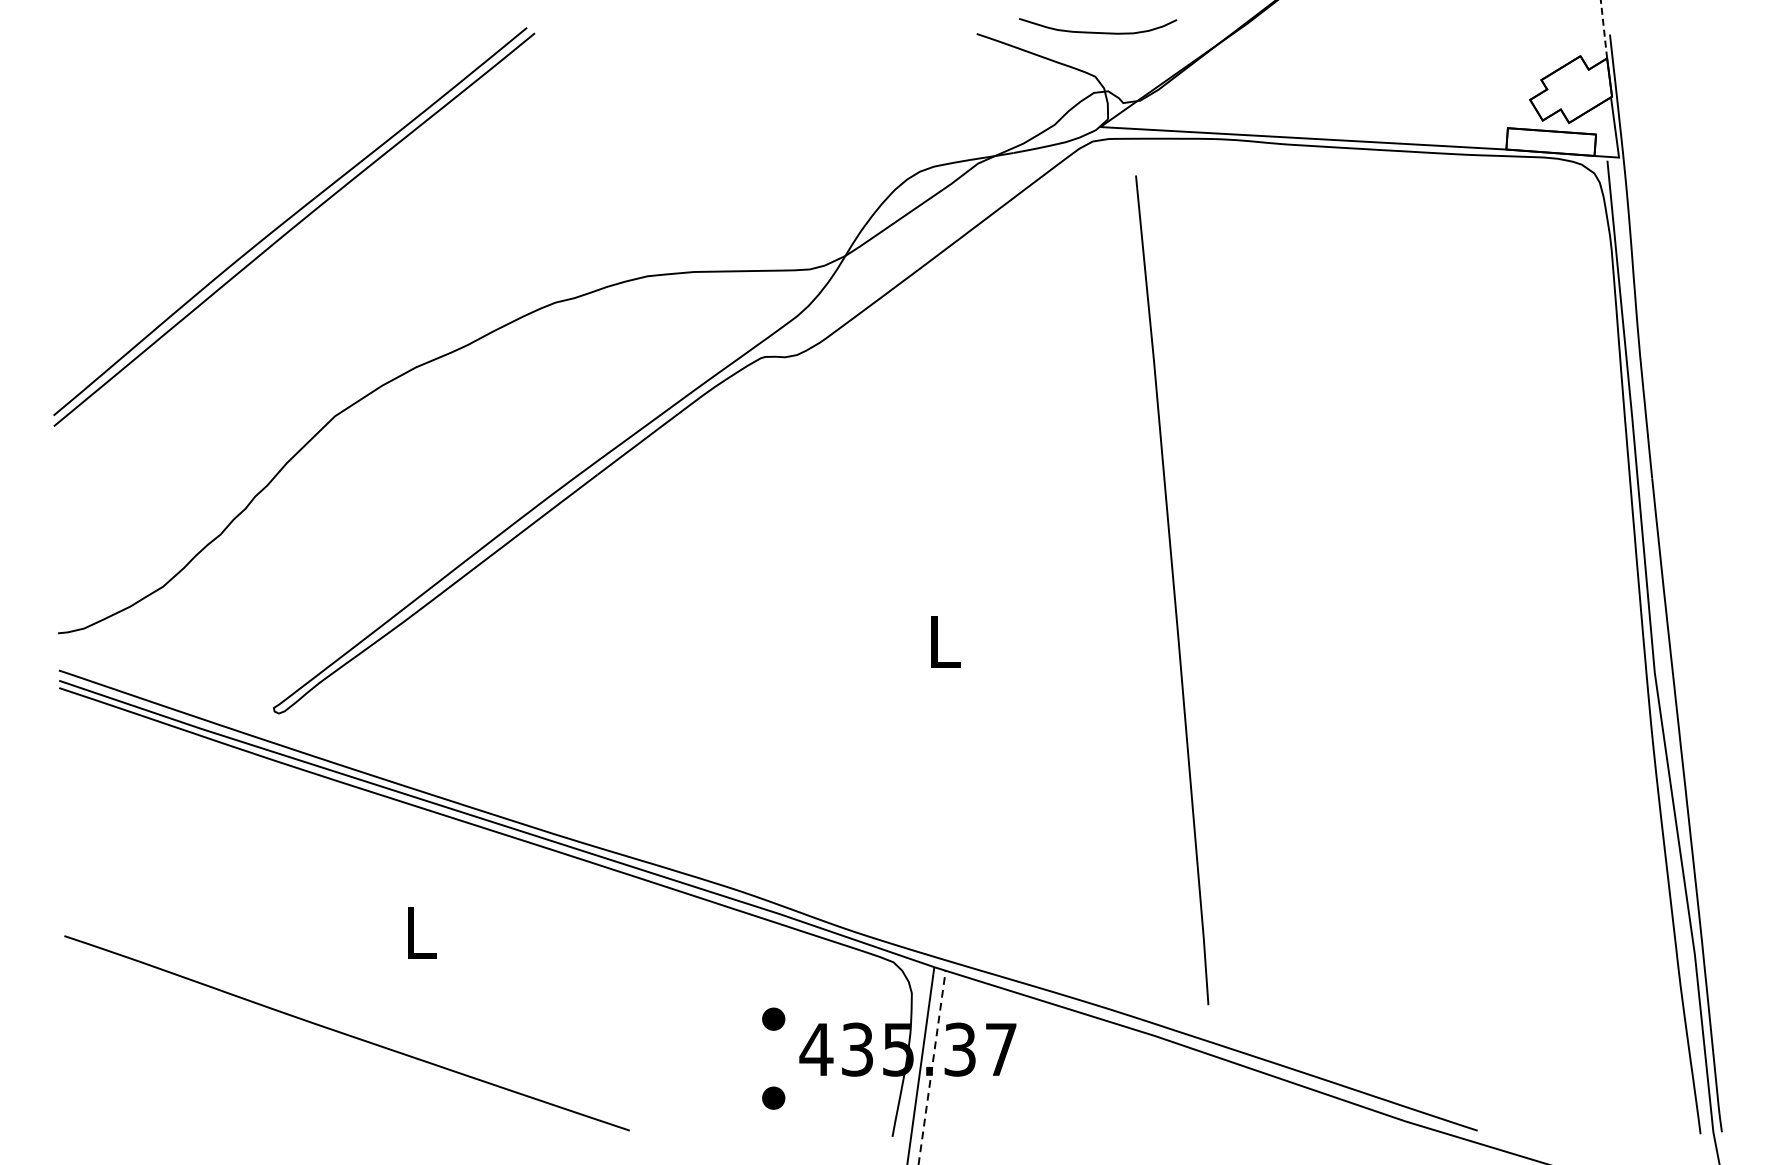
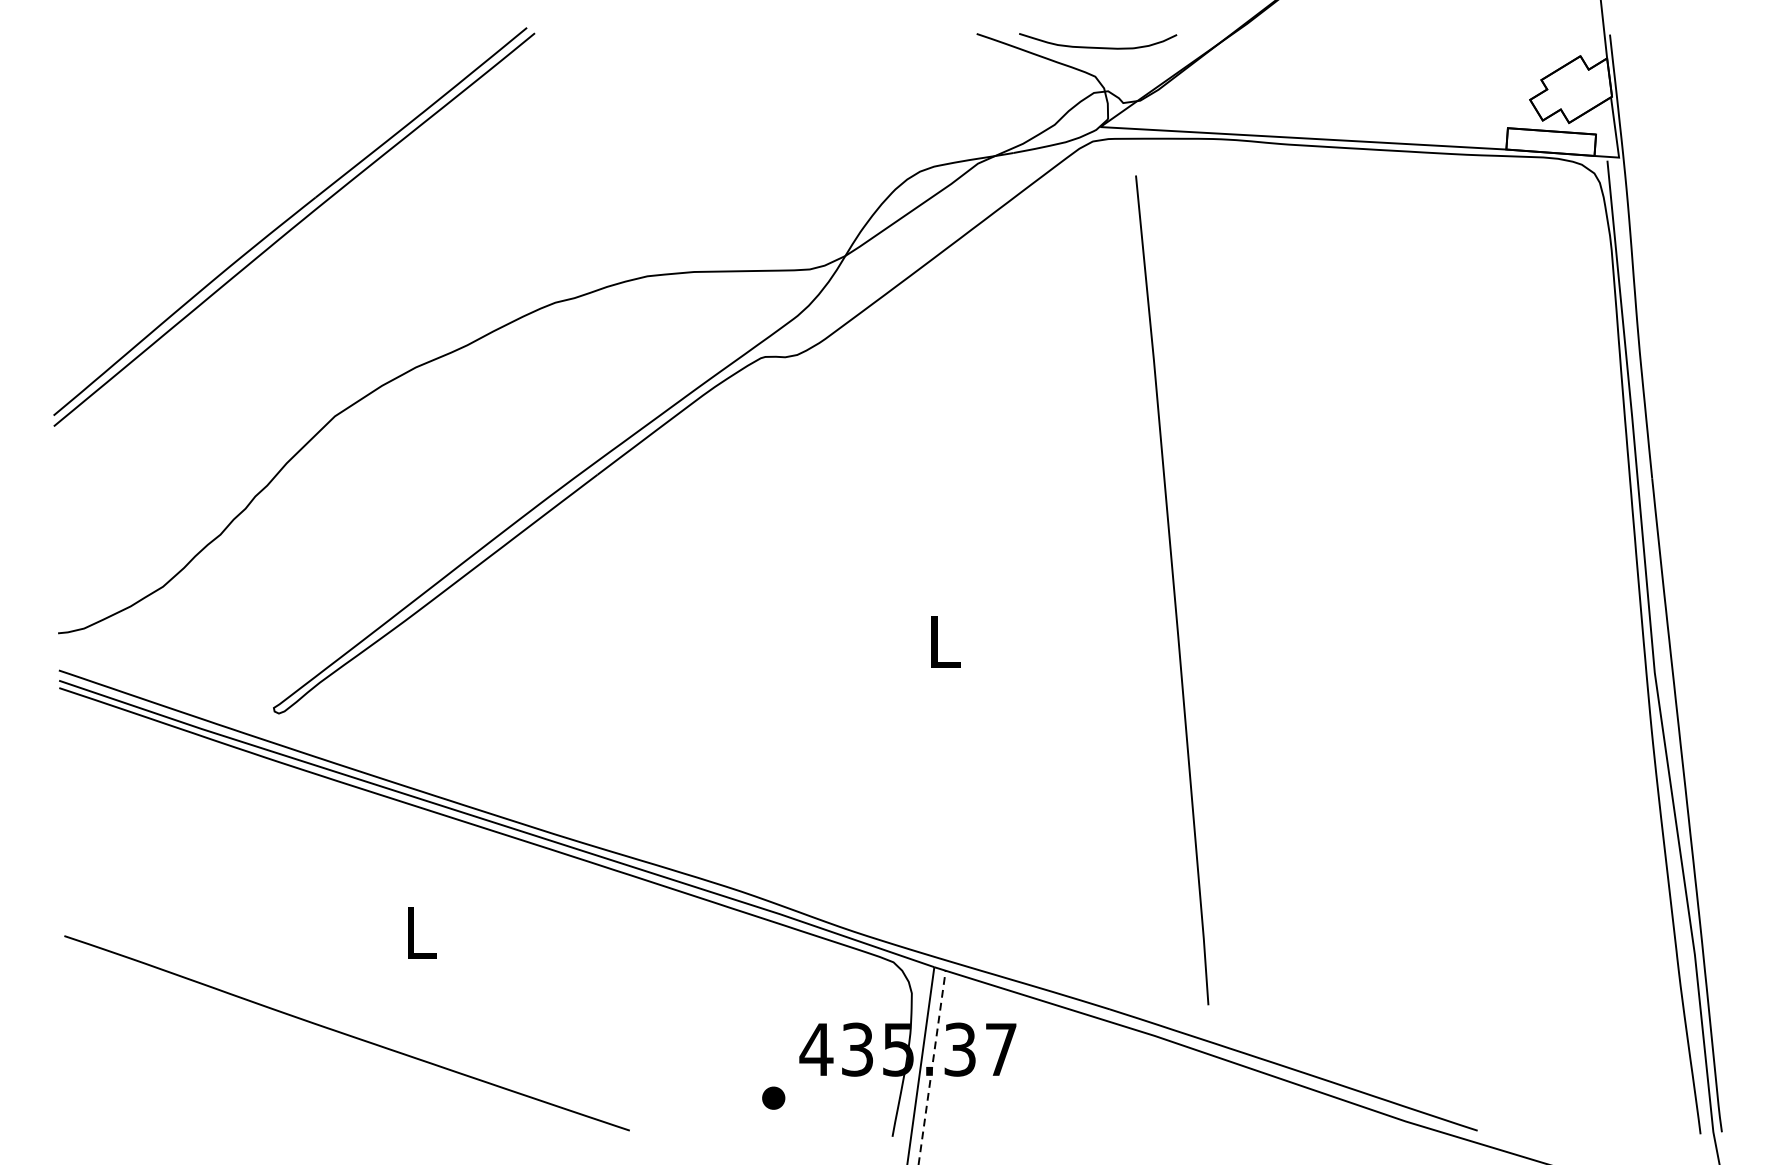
line: dashed -> solid (1604, 29)
curve position: (1098, 32) -> (1098, 47) (1098, 47)
part: present -> none (773, 1018)
